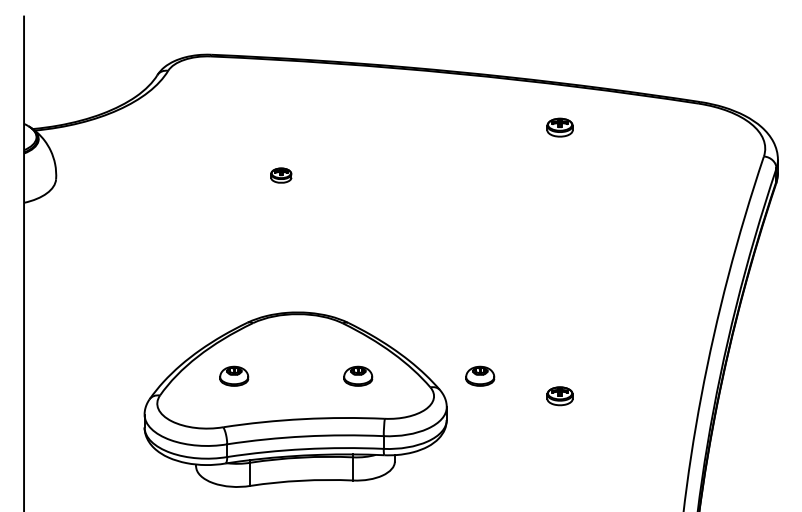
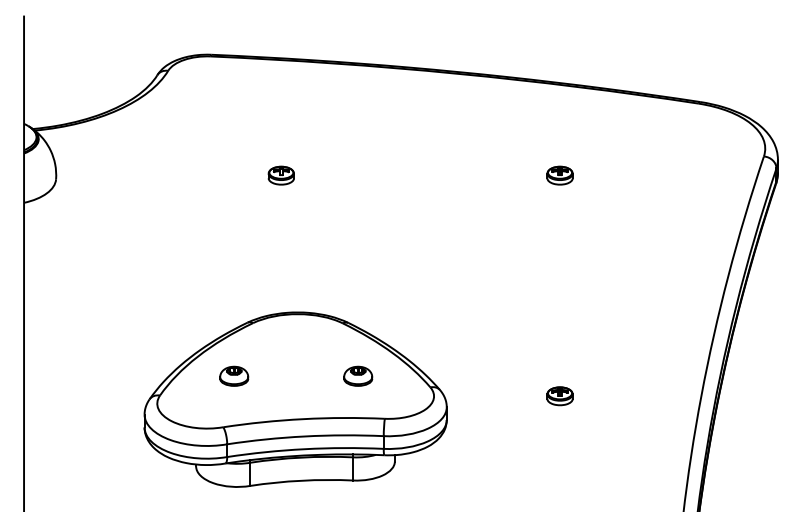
part position: (559, 127) -> (559, 175) (559, 175)
part size: 23x17 px -> 28x21 px (280, 175)
part: present -> none (480, 375)
